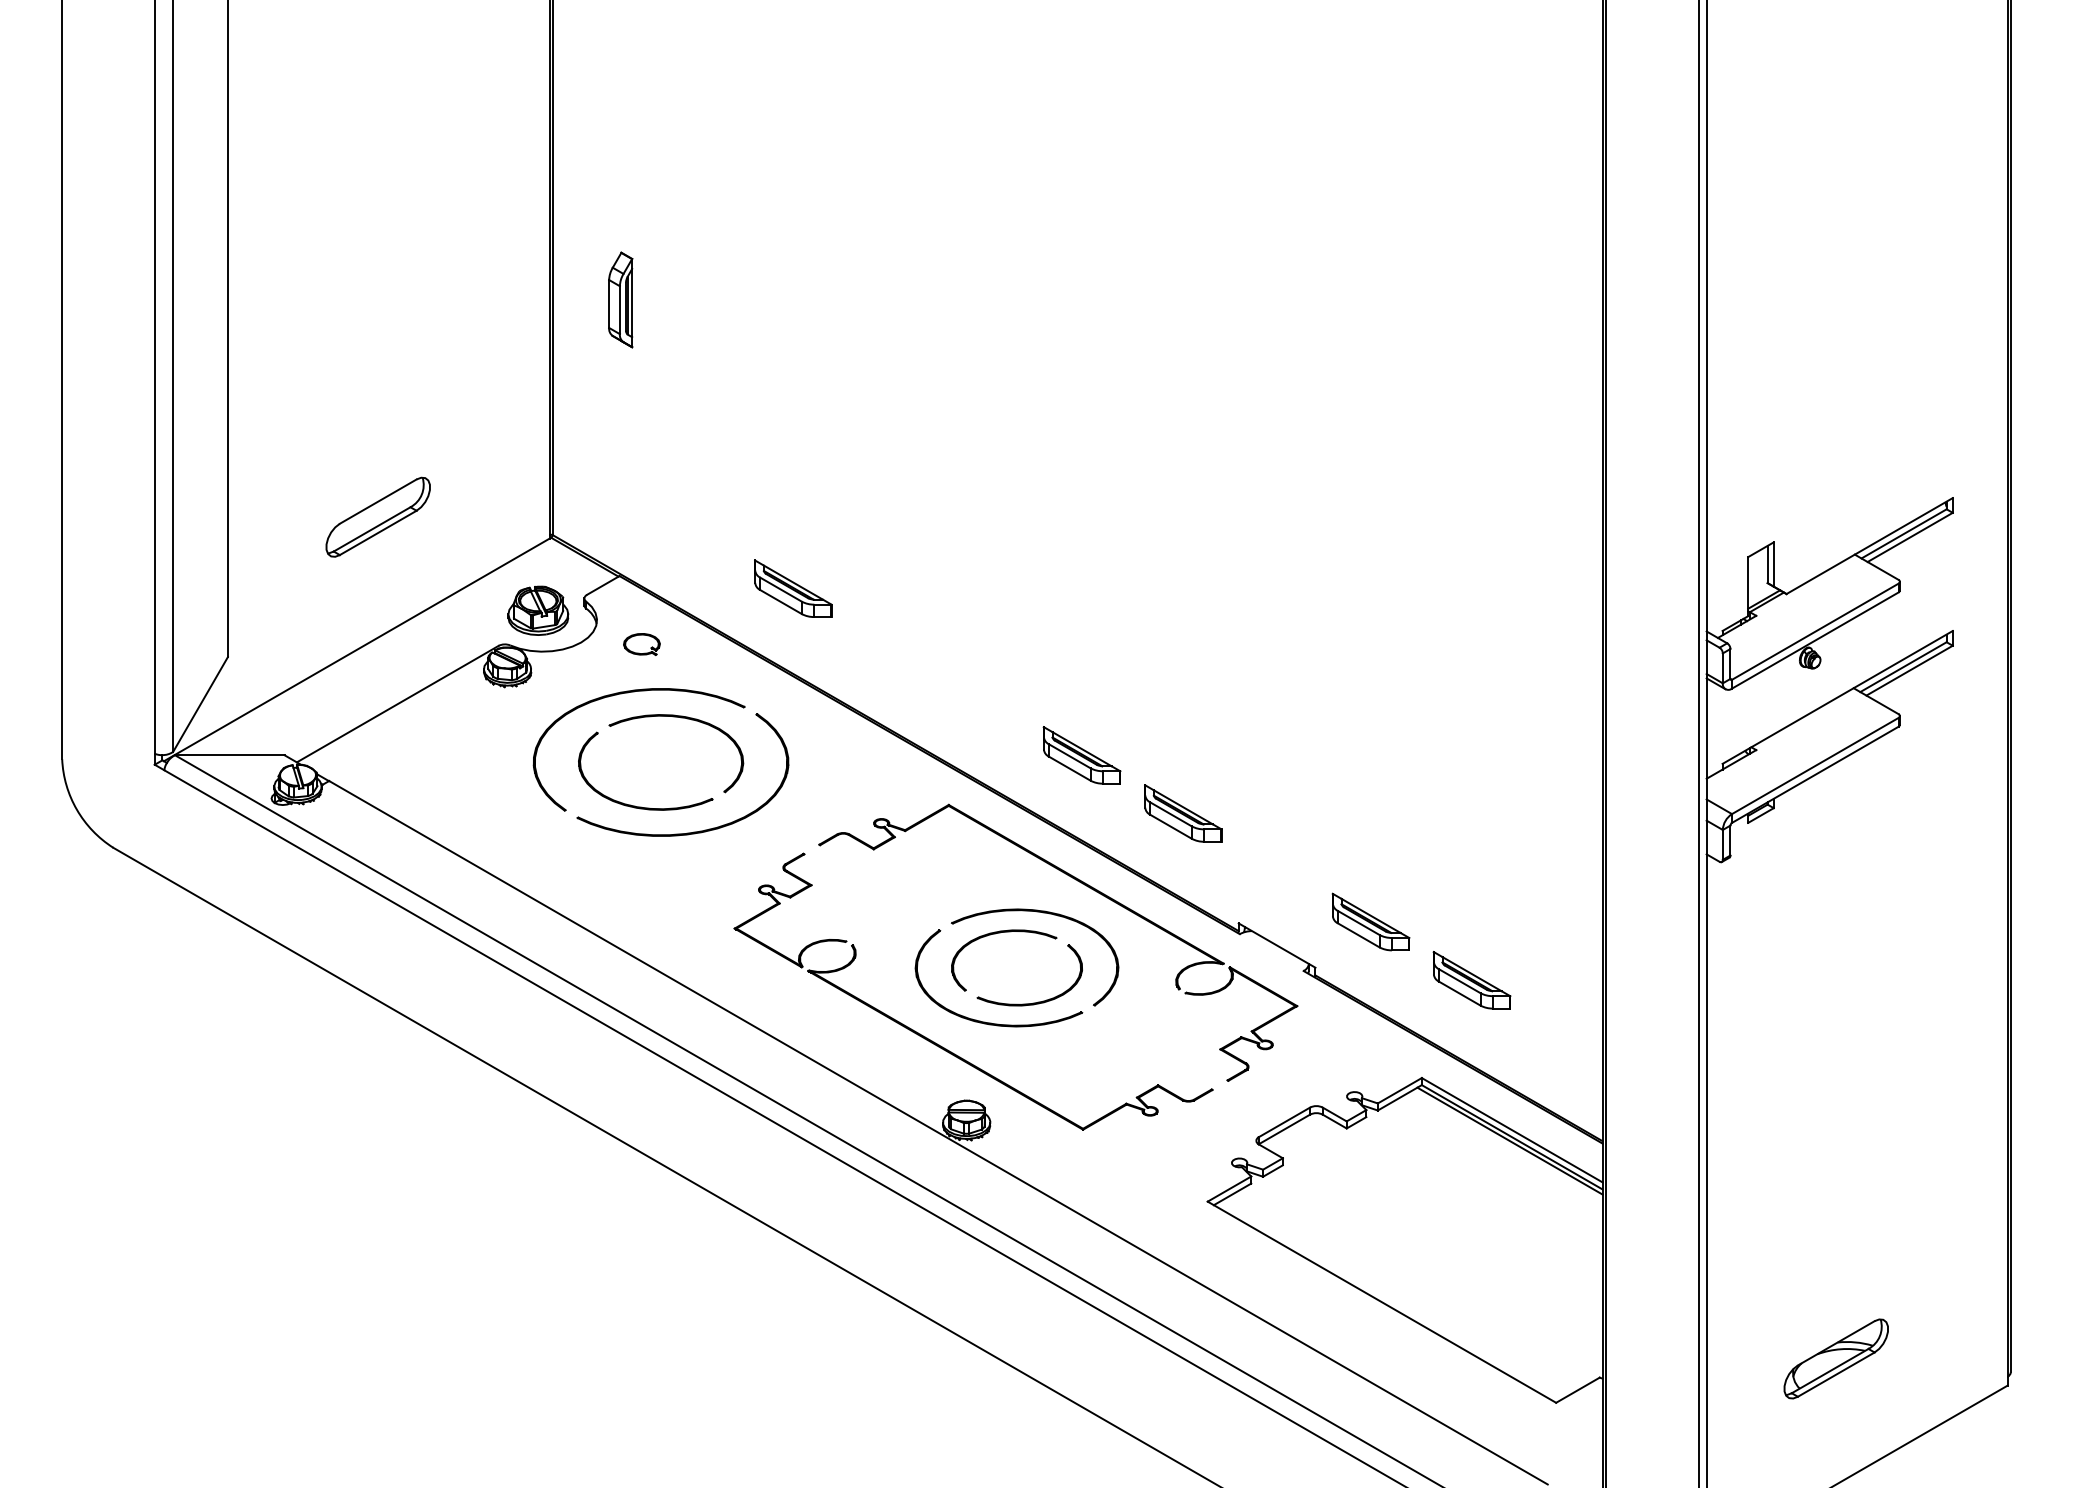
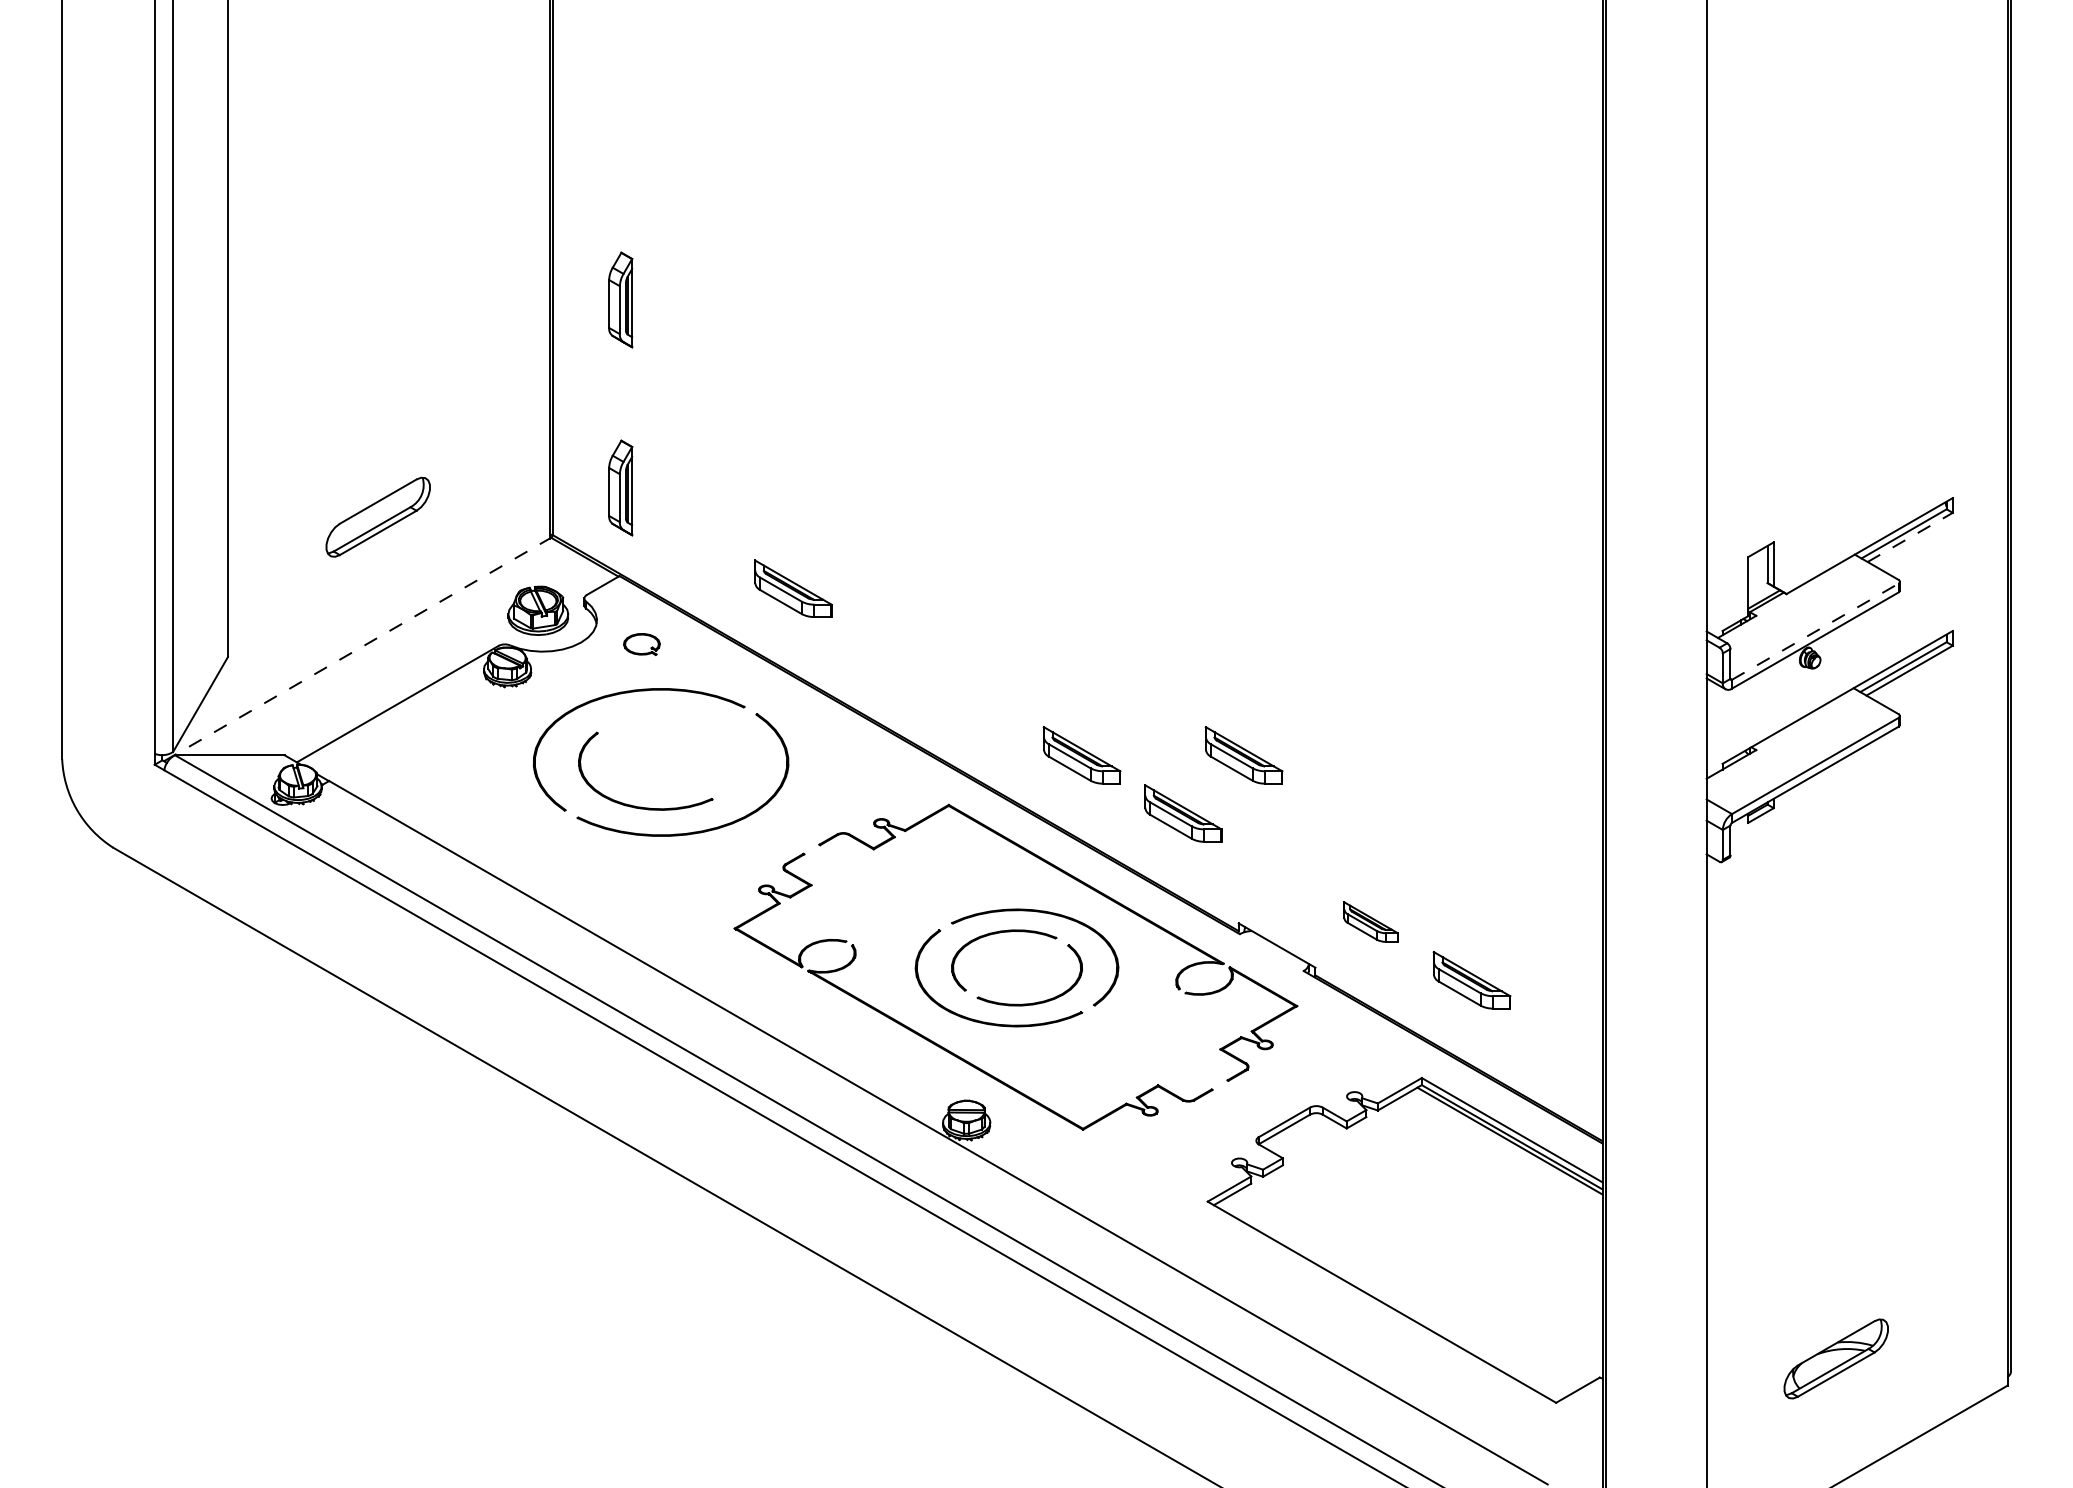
part: none -> present (620, 487)
line: solid -> dashed (1910, 537)
line: solid -> dashed (1815, 631)
line: solid -> dashed (357, 649)
part: present -> none (680, 718)
line: present -> none (1699, 743)
part: none -> present (1243, 755)
part size: 80x60 px -> 56x42 px (1370, 921)
